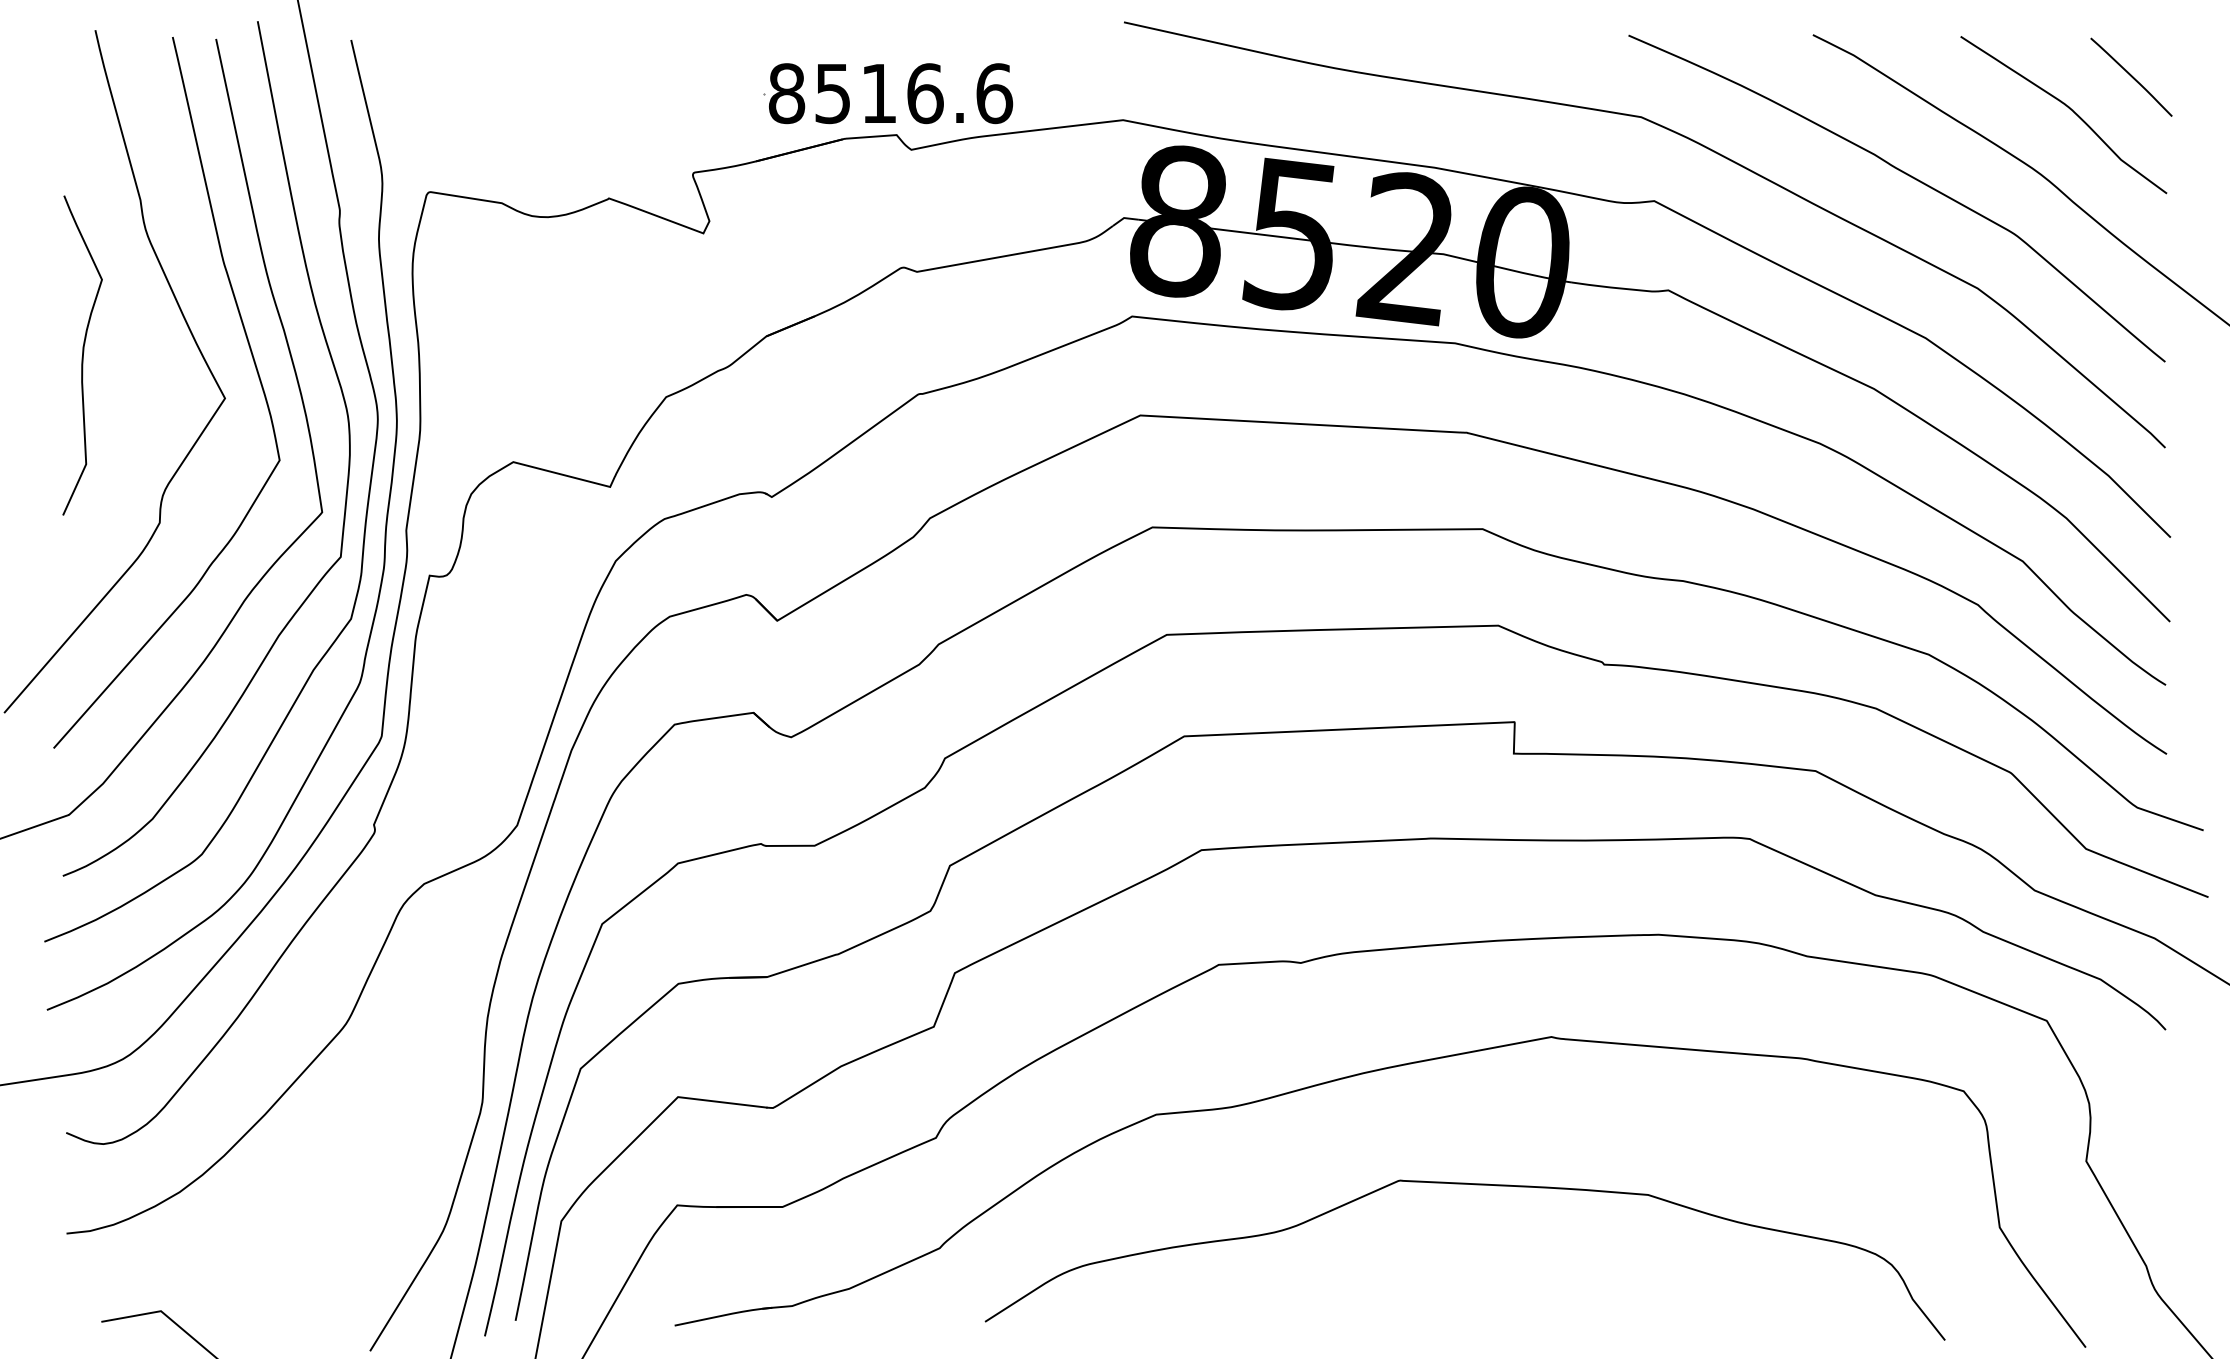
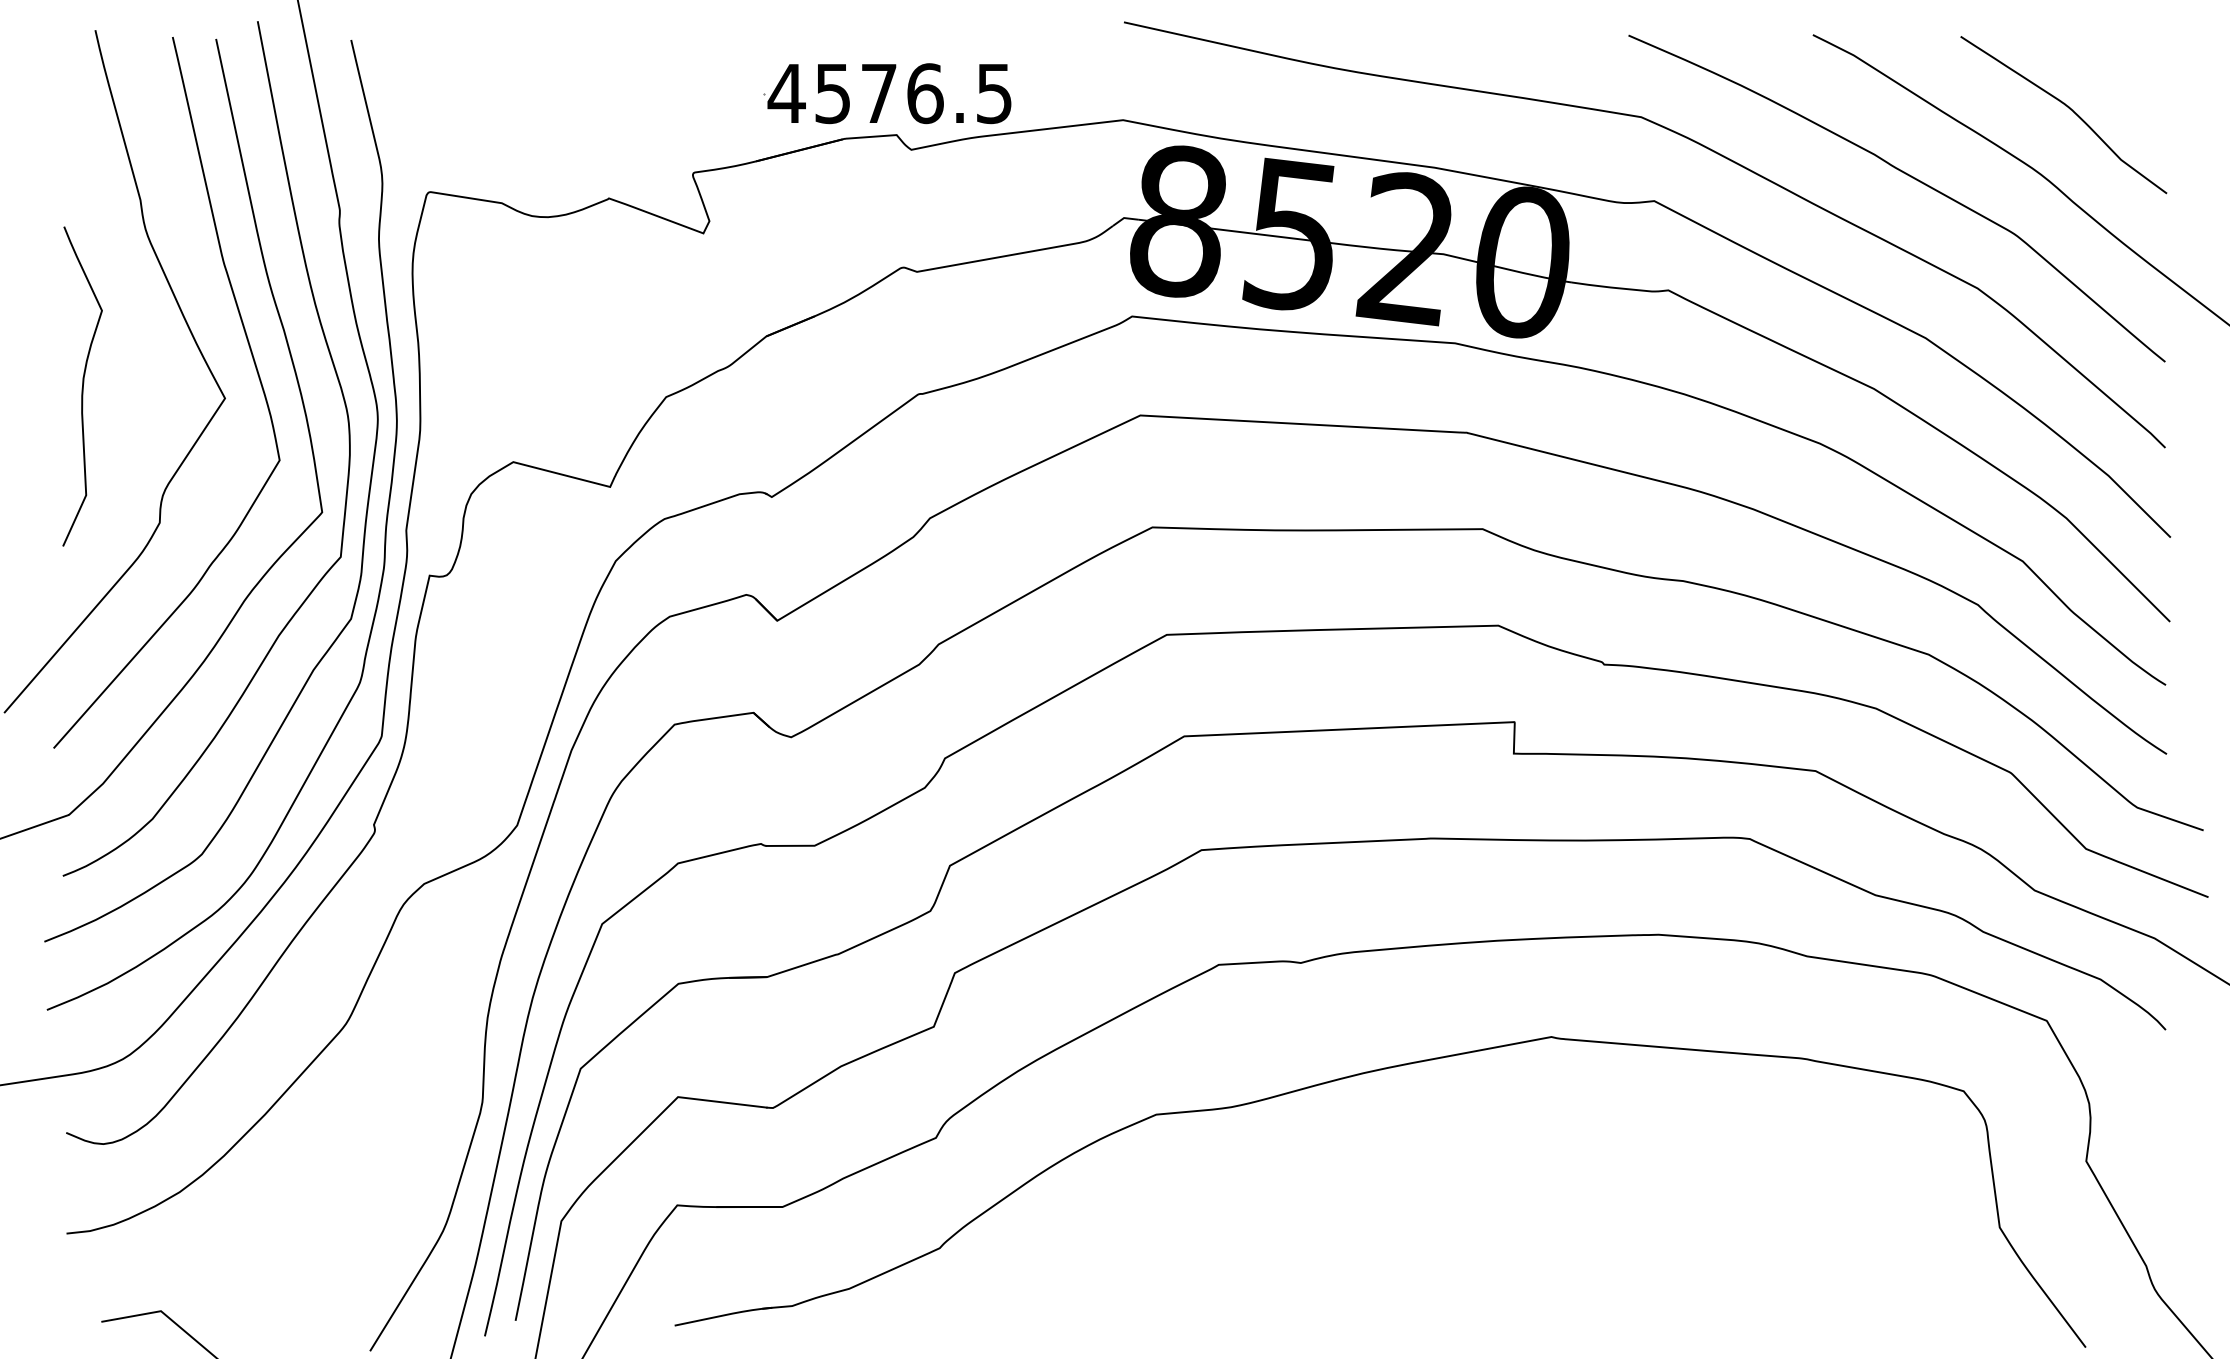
curve: present -> none (2131, 76)
text: 8516.6 -> 4576.5 (890, 93)
curve position: (82, 355) -> (82, 386) (82, 386)
curve: present -> none (1474, 1185)
